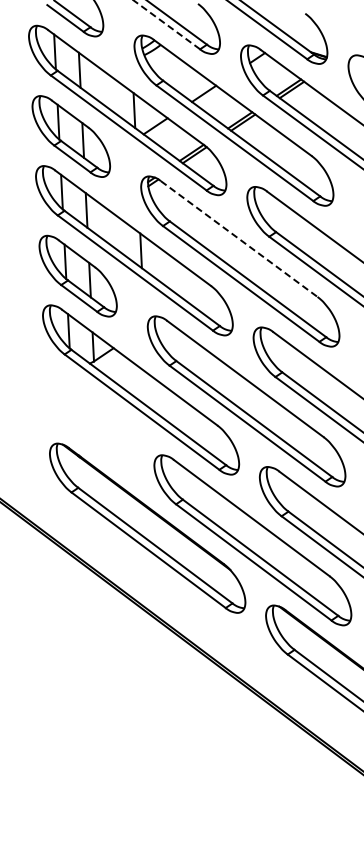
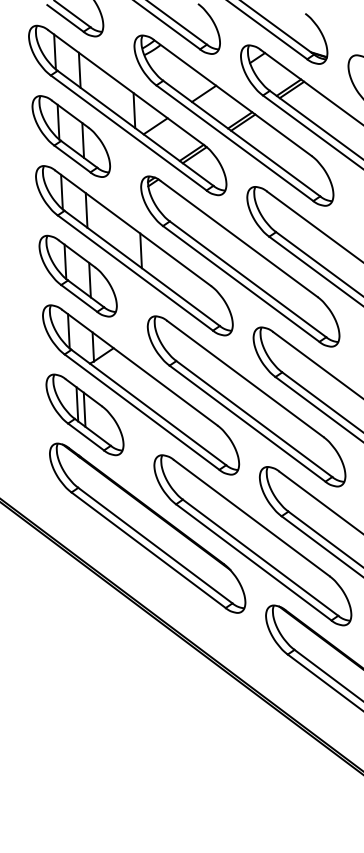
line: dashed -> solid (166, 24)
line: dashed -> solid (239, 239)
part: none -> present (84, 414)
